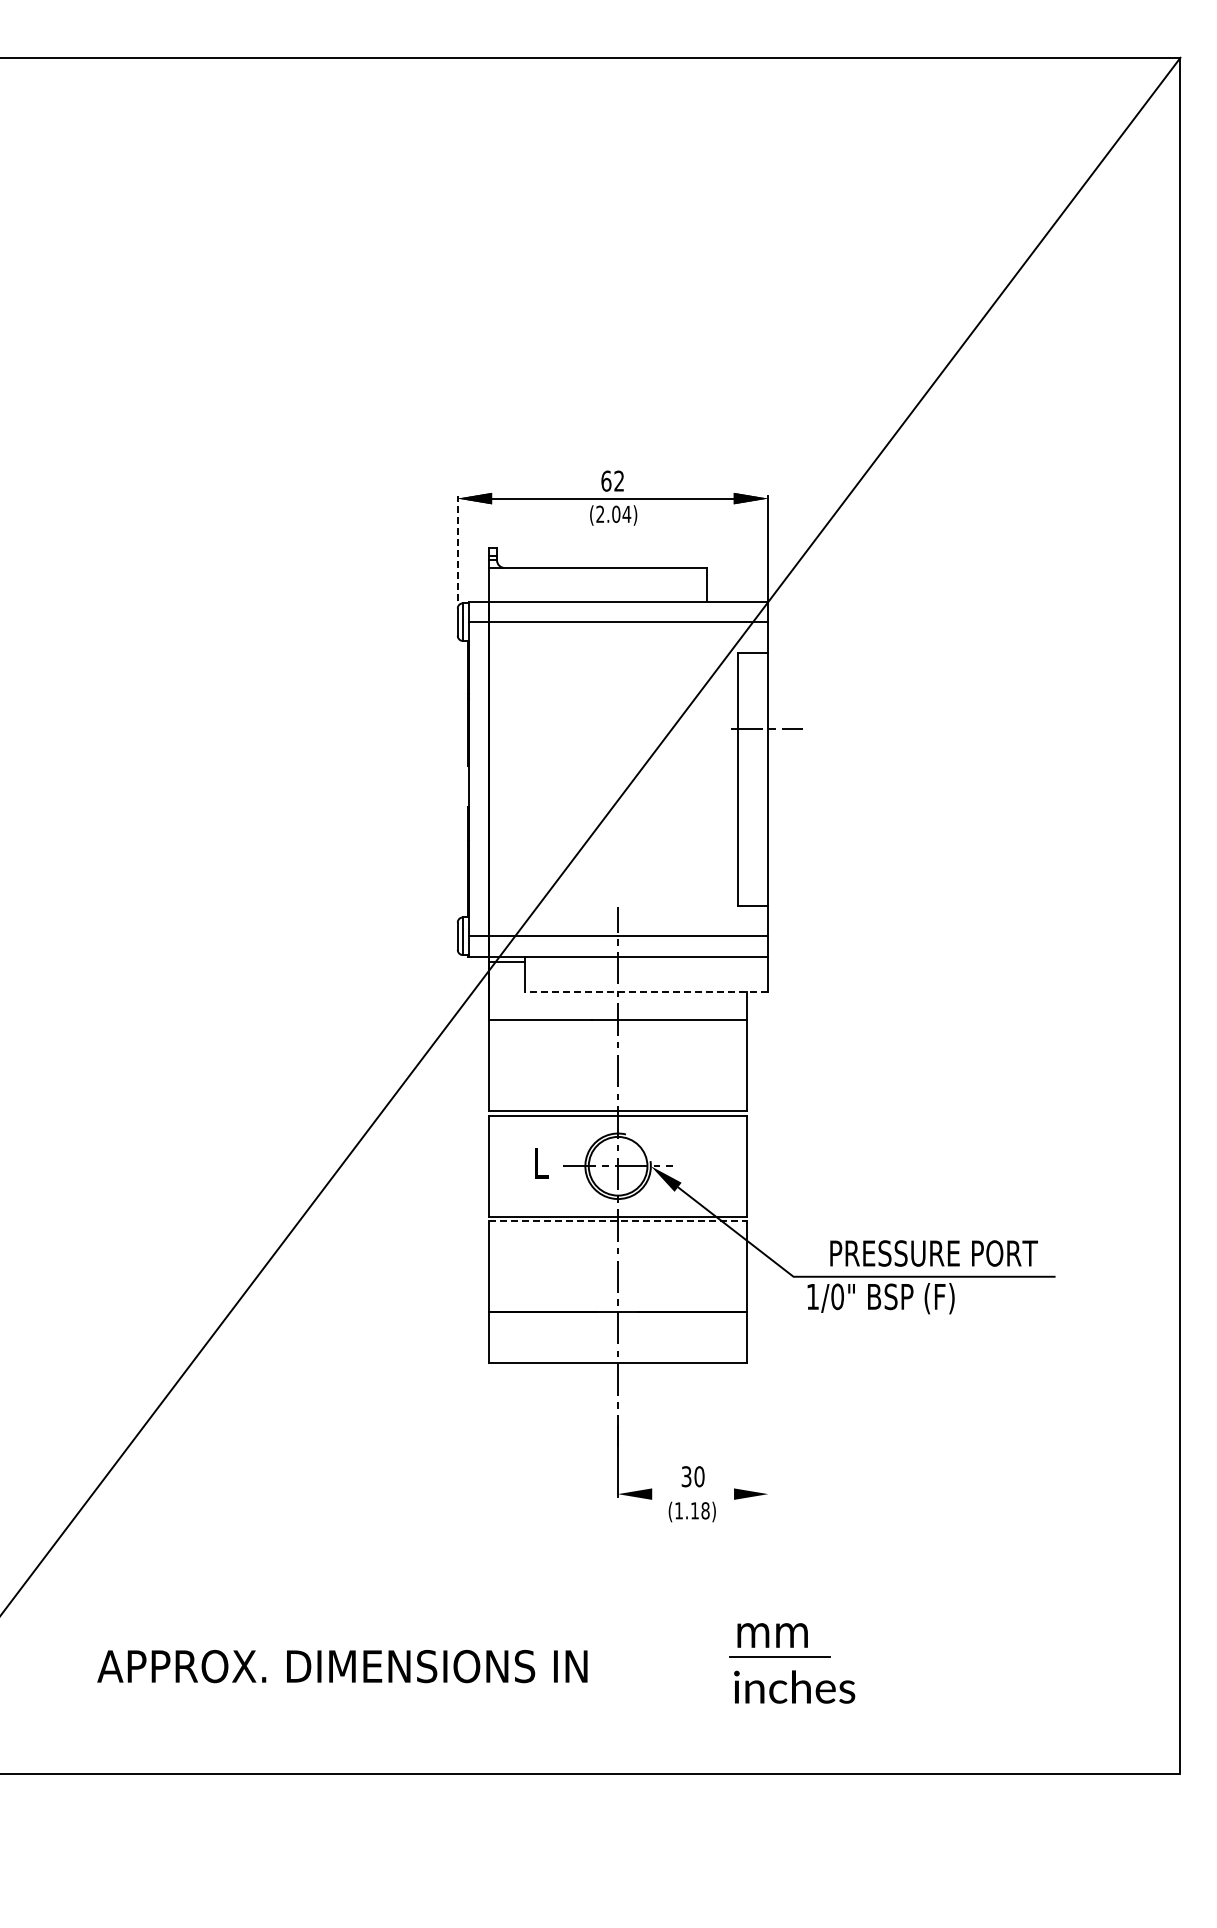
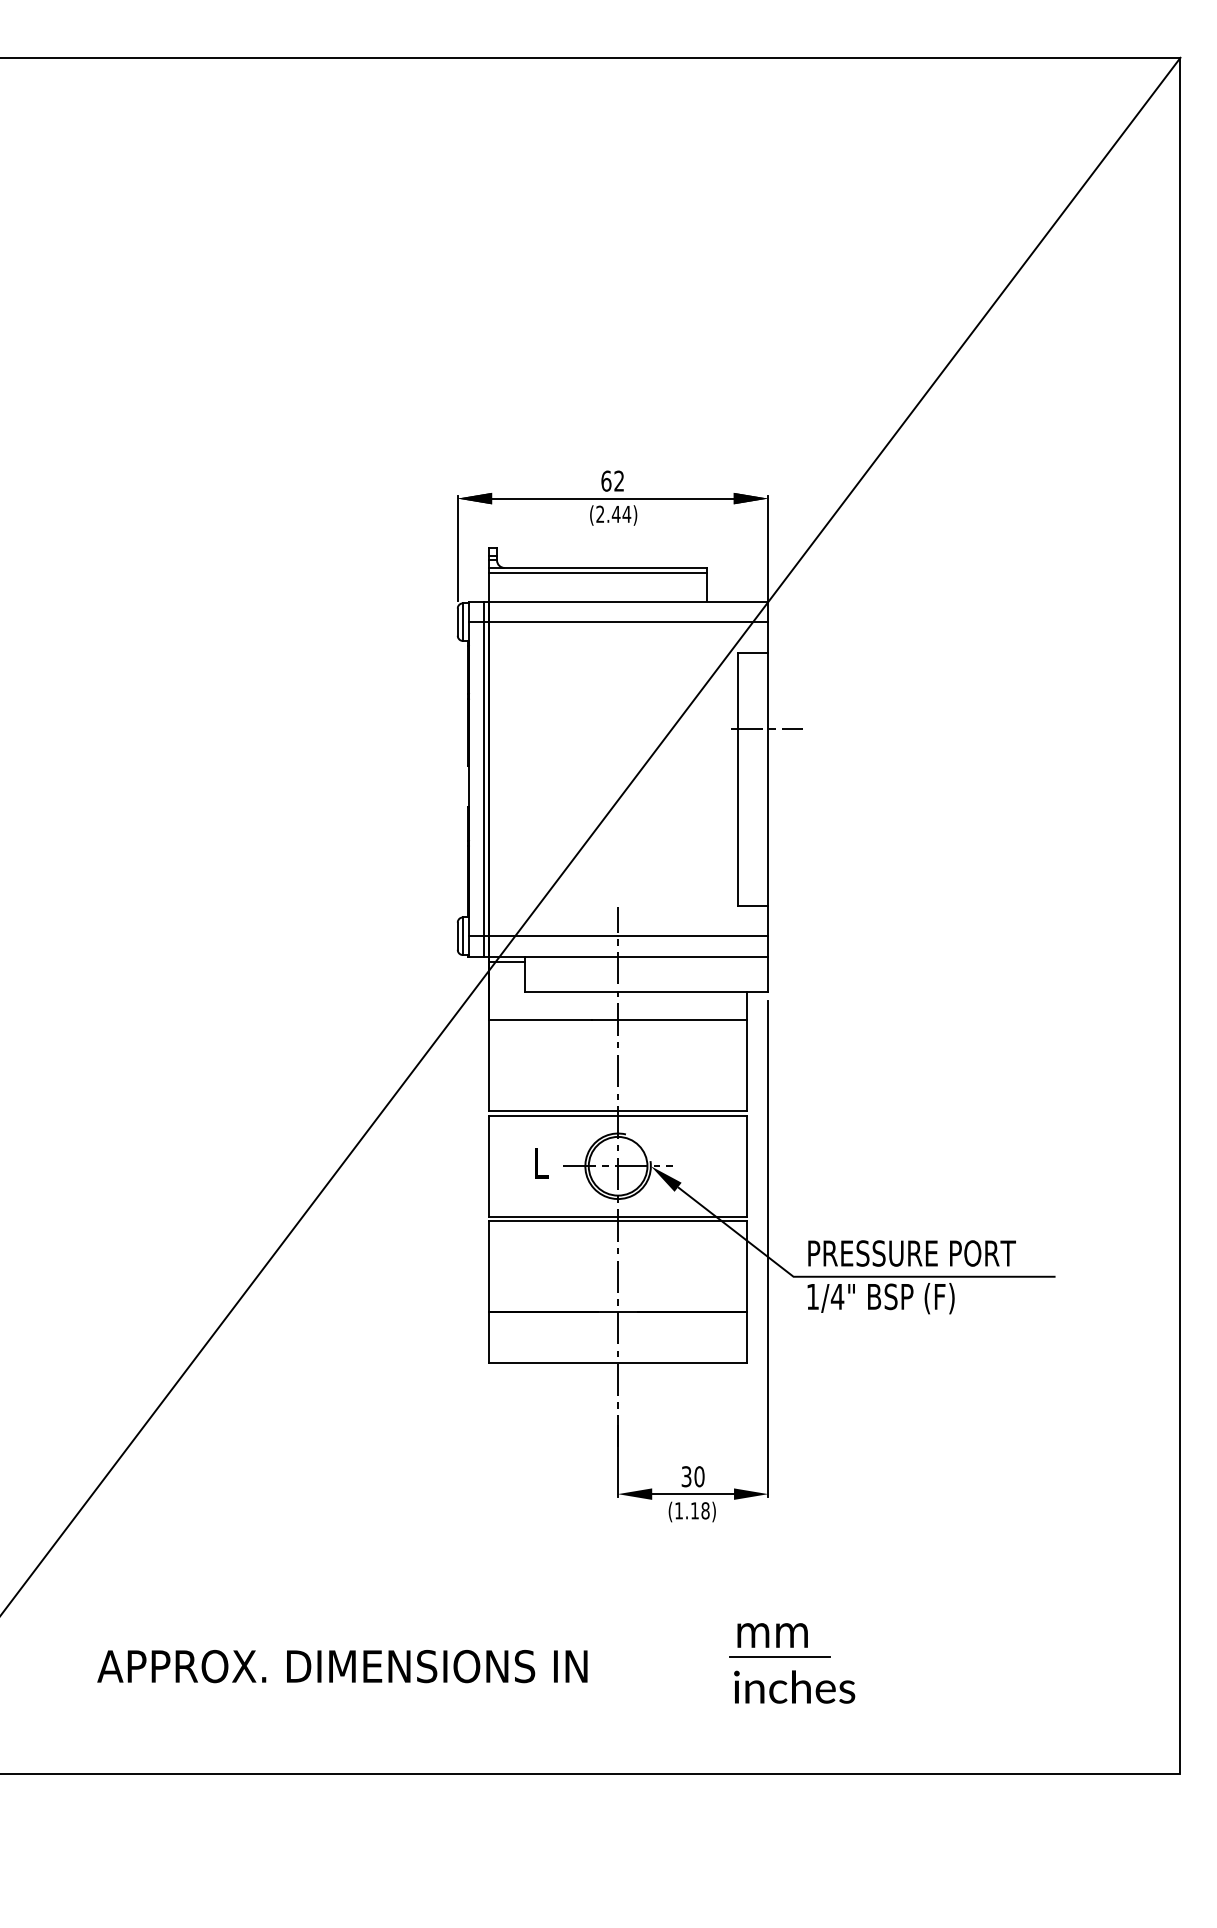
text: (2.04) -> (2.44) (615, 513)
line: dashed -> solid (457, 548)
line: none -> present (598, 573)
line: none -> present (484, 778)
line: dashed -> solid (646, 991)
line: dashed -> solid (618, 1221)
line: none -> present (768, 1249)
text position: (933, 1253) -> (911, 1253) (911, 1253)
text: 1/0" -> 1/4" (837, 1296)
line: none -> present (693, 1494)
